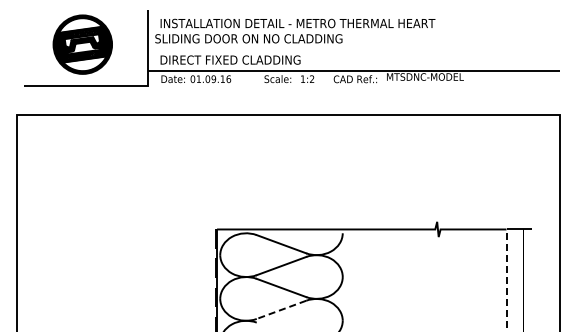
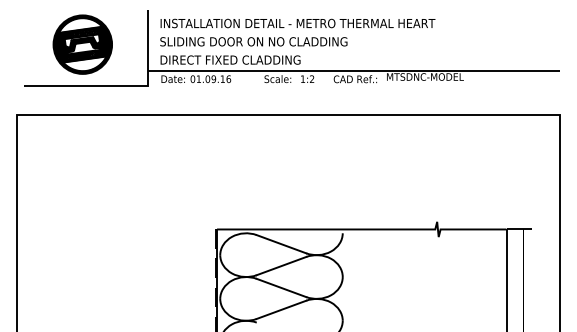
text position: (248, 38) -> (253, 41) (253, 41)
line: dashed -> solid (506, 280)
line: dashed -> solid (281, 310)
